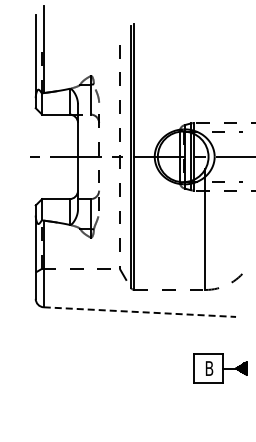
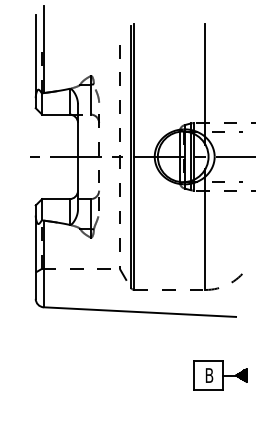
line: none -> present (205, 83)
line: dashed -> solid (140, 312)
part position: (220, 368) -> (220, 375) (220, 375)
